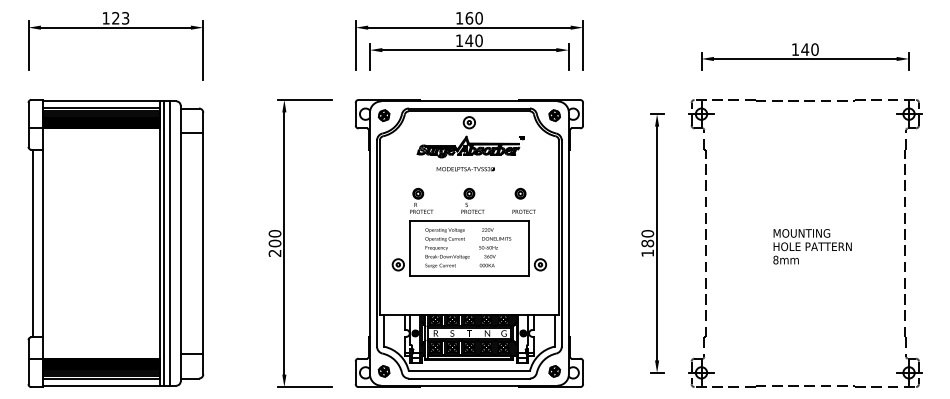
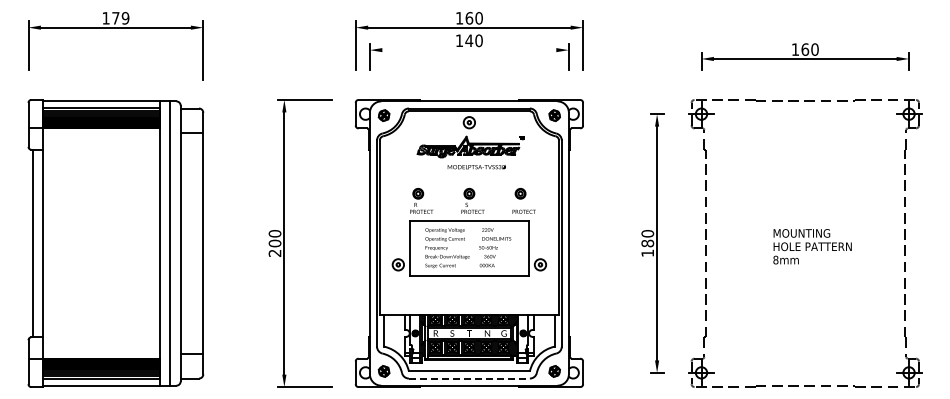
text: 123 -> 179 (120, 18)
text: 140 -> 160 (805, 49)
line: present -> none (469, 50)
text position: (465, 169) -> (476, 167) (476, 167)
line: present -> none (163, 243)
line: solid -> dashed (469, 378)
